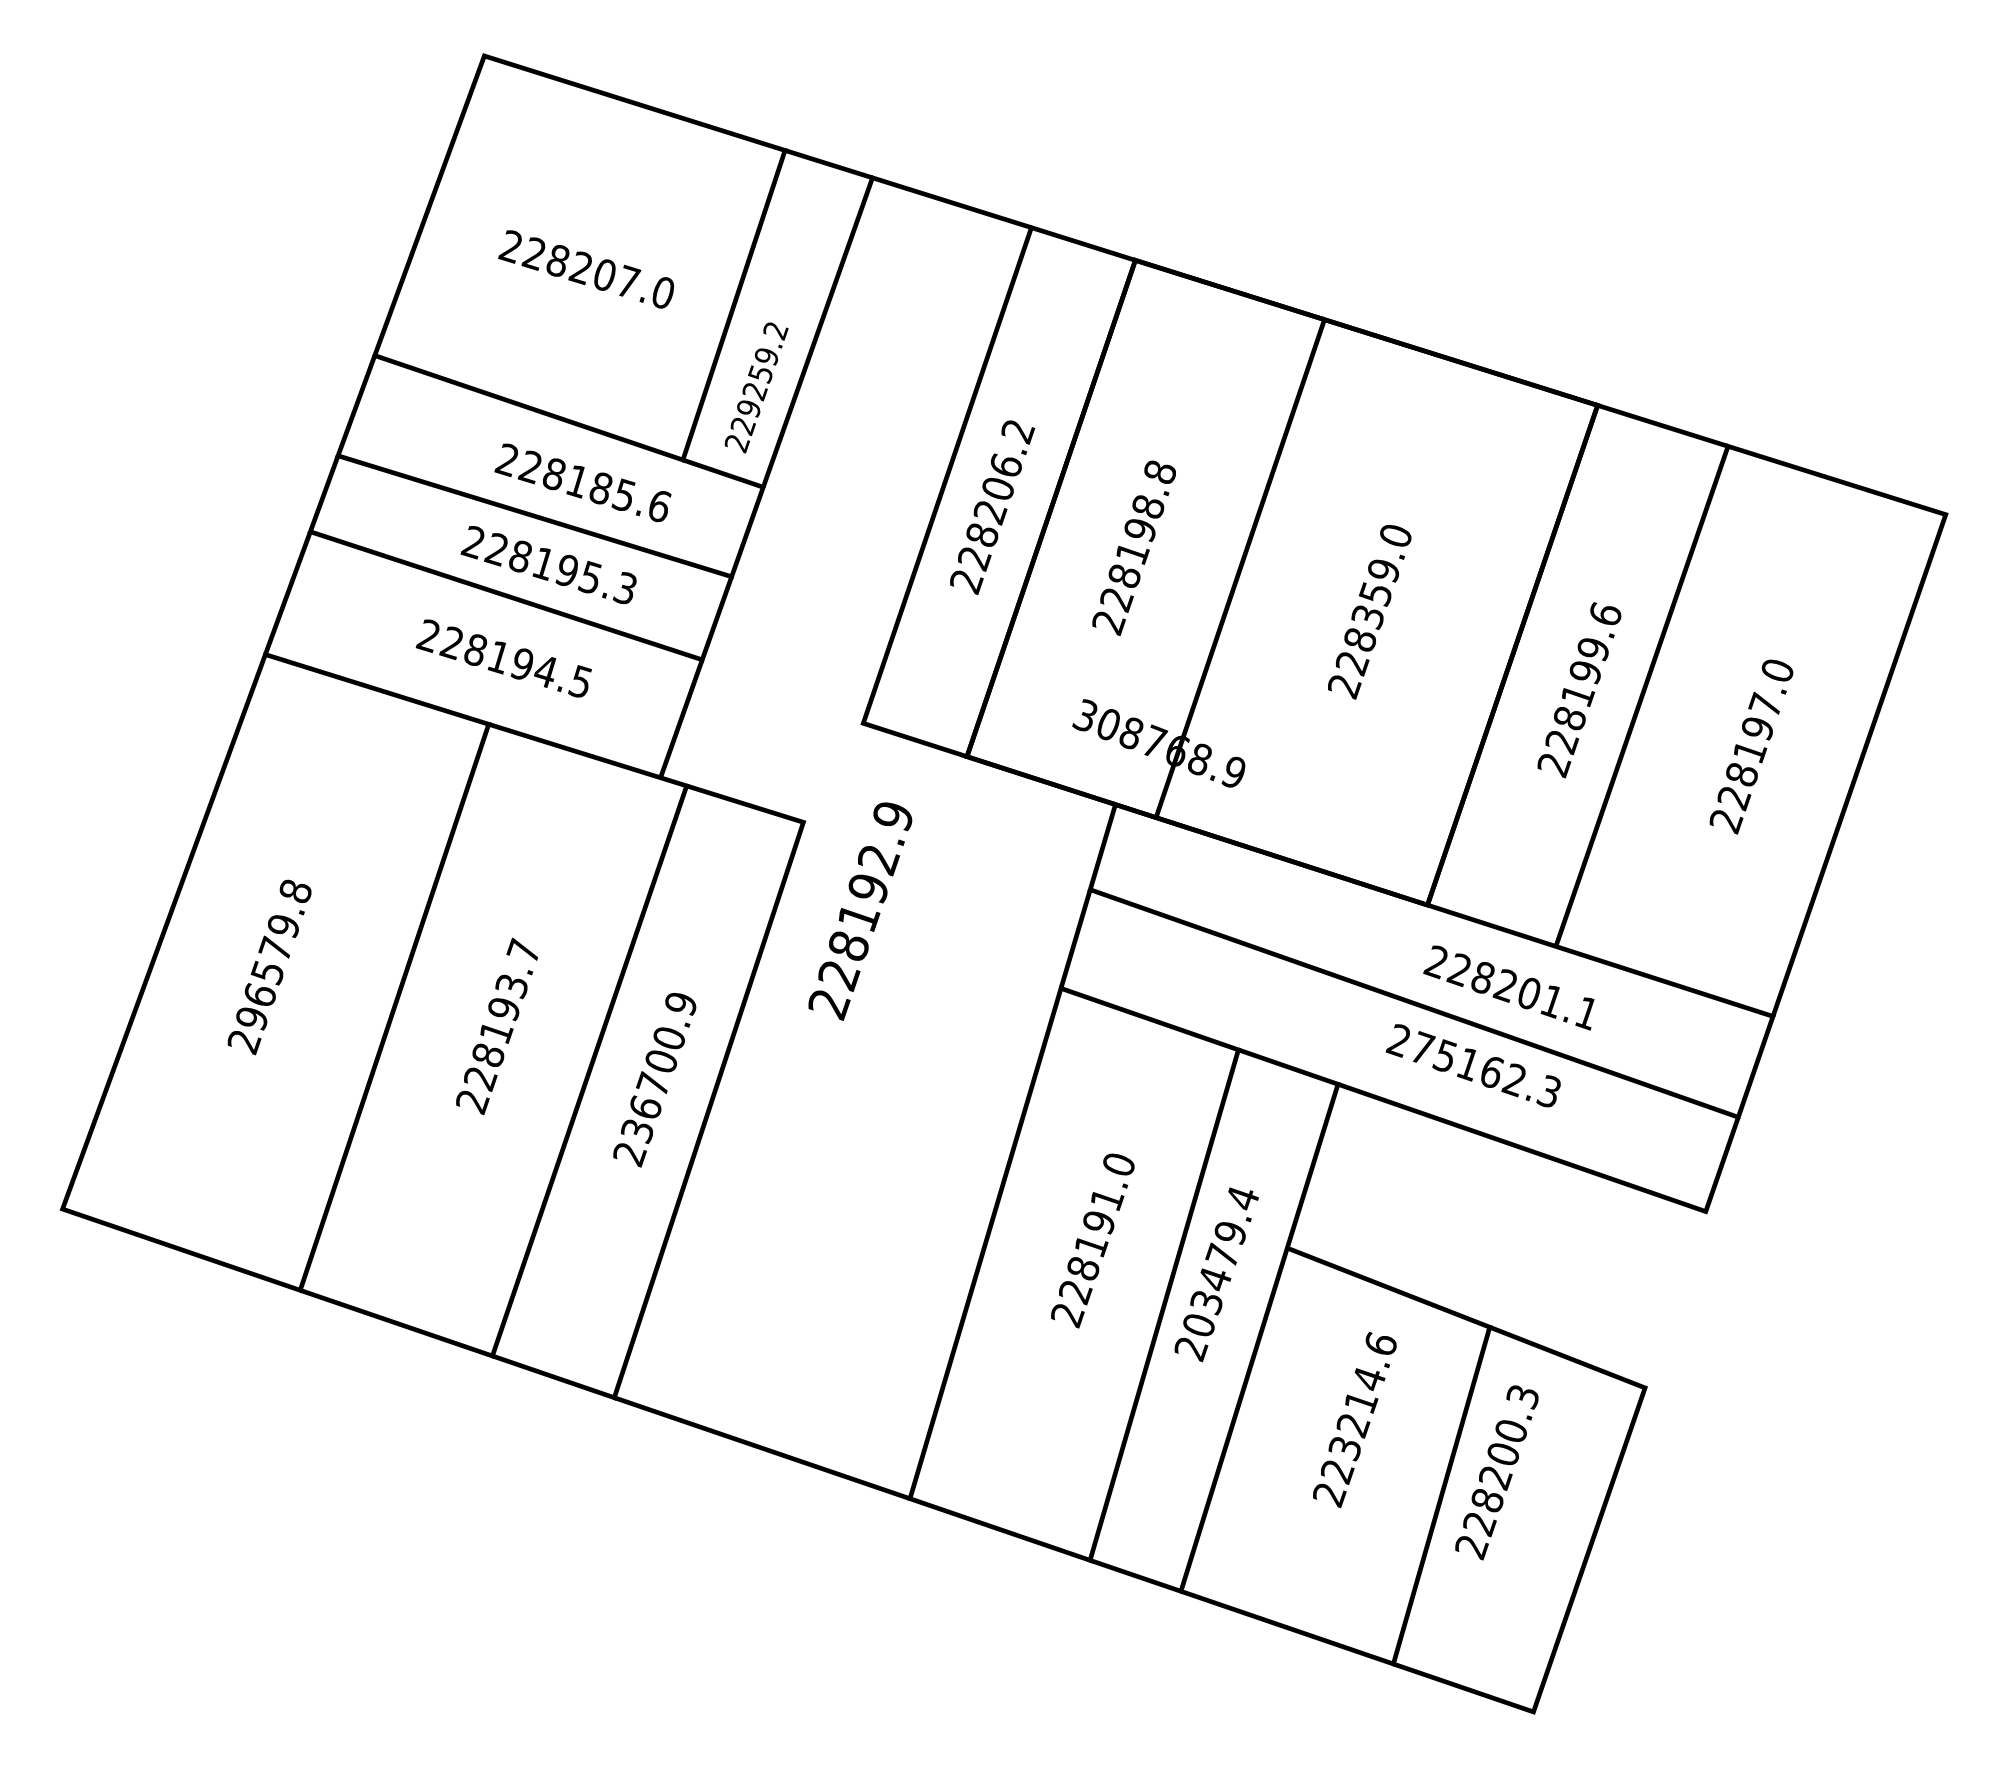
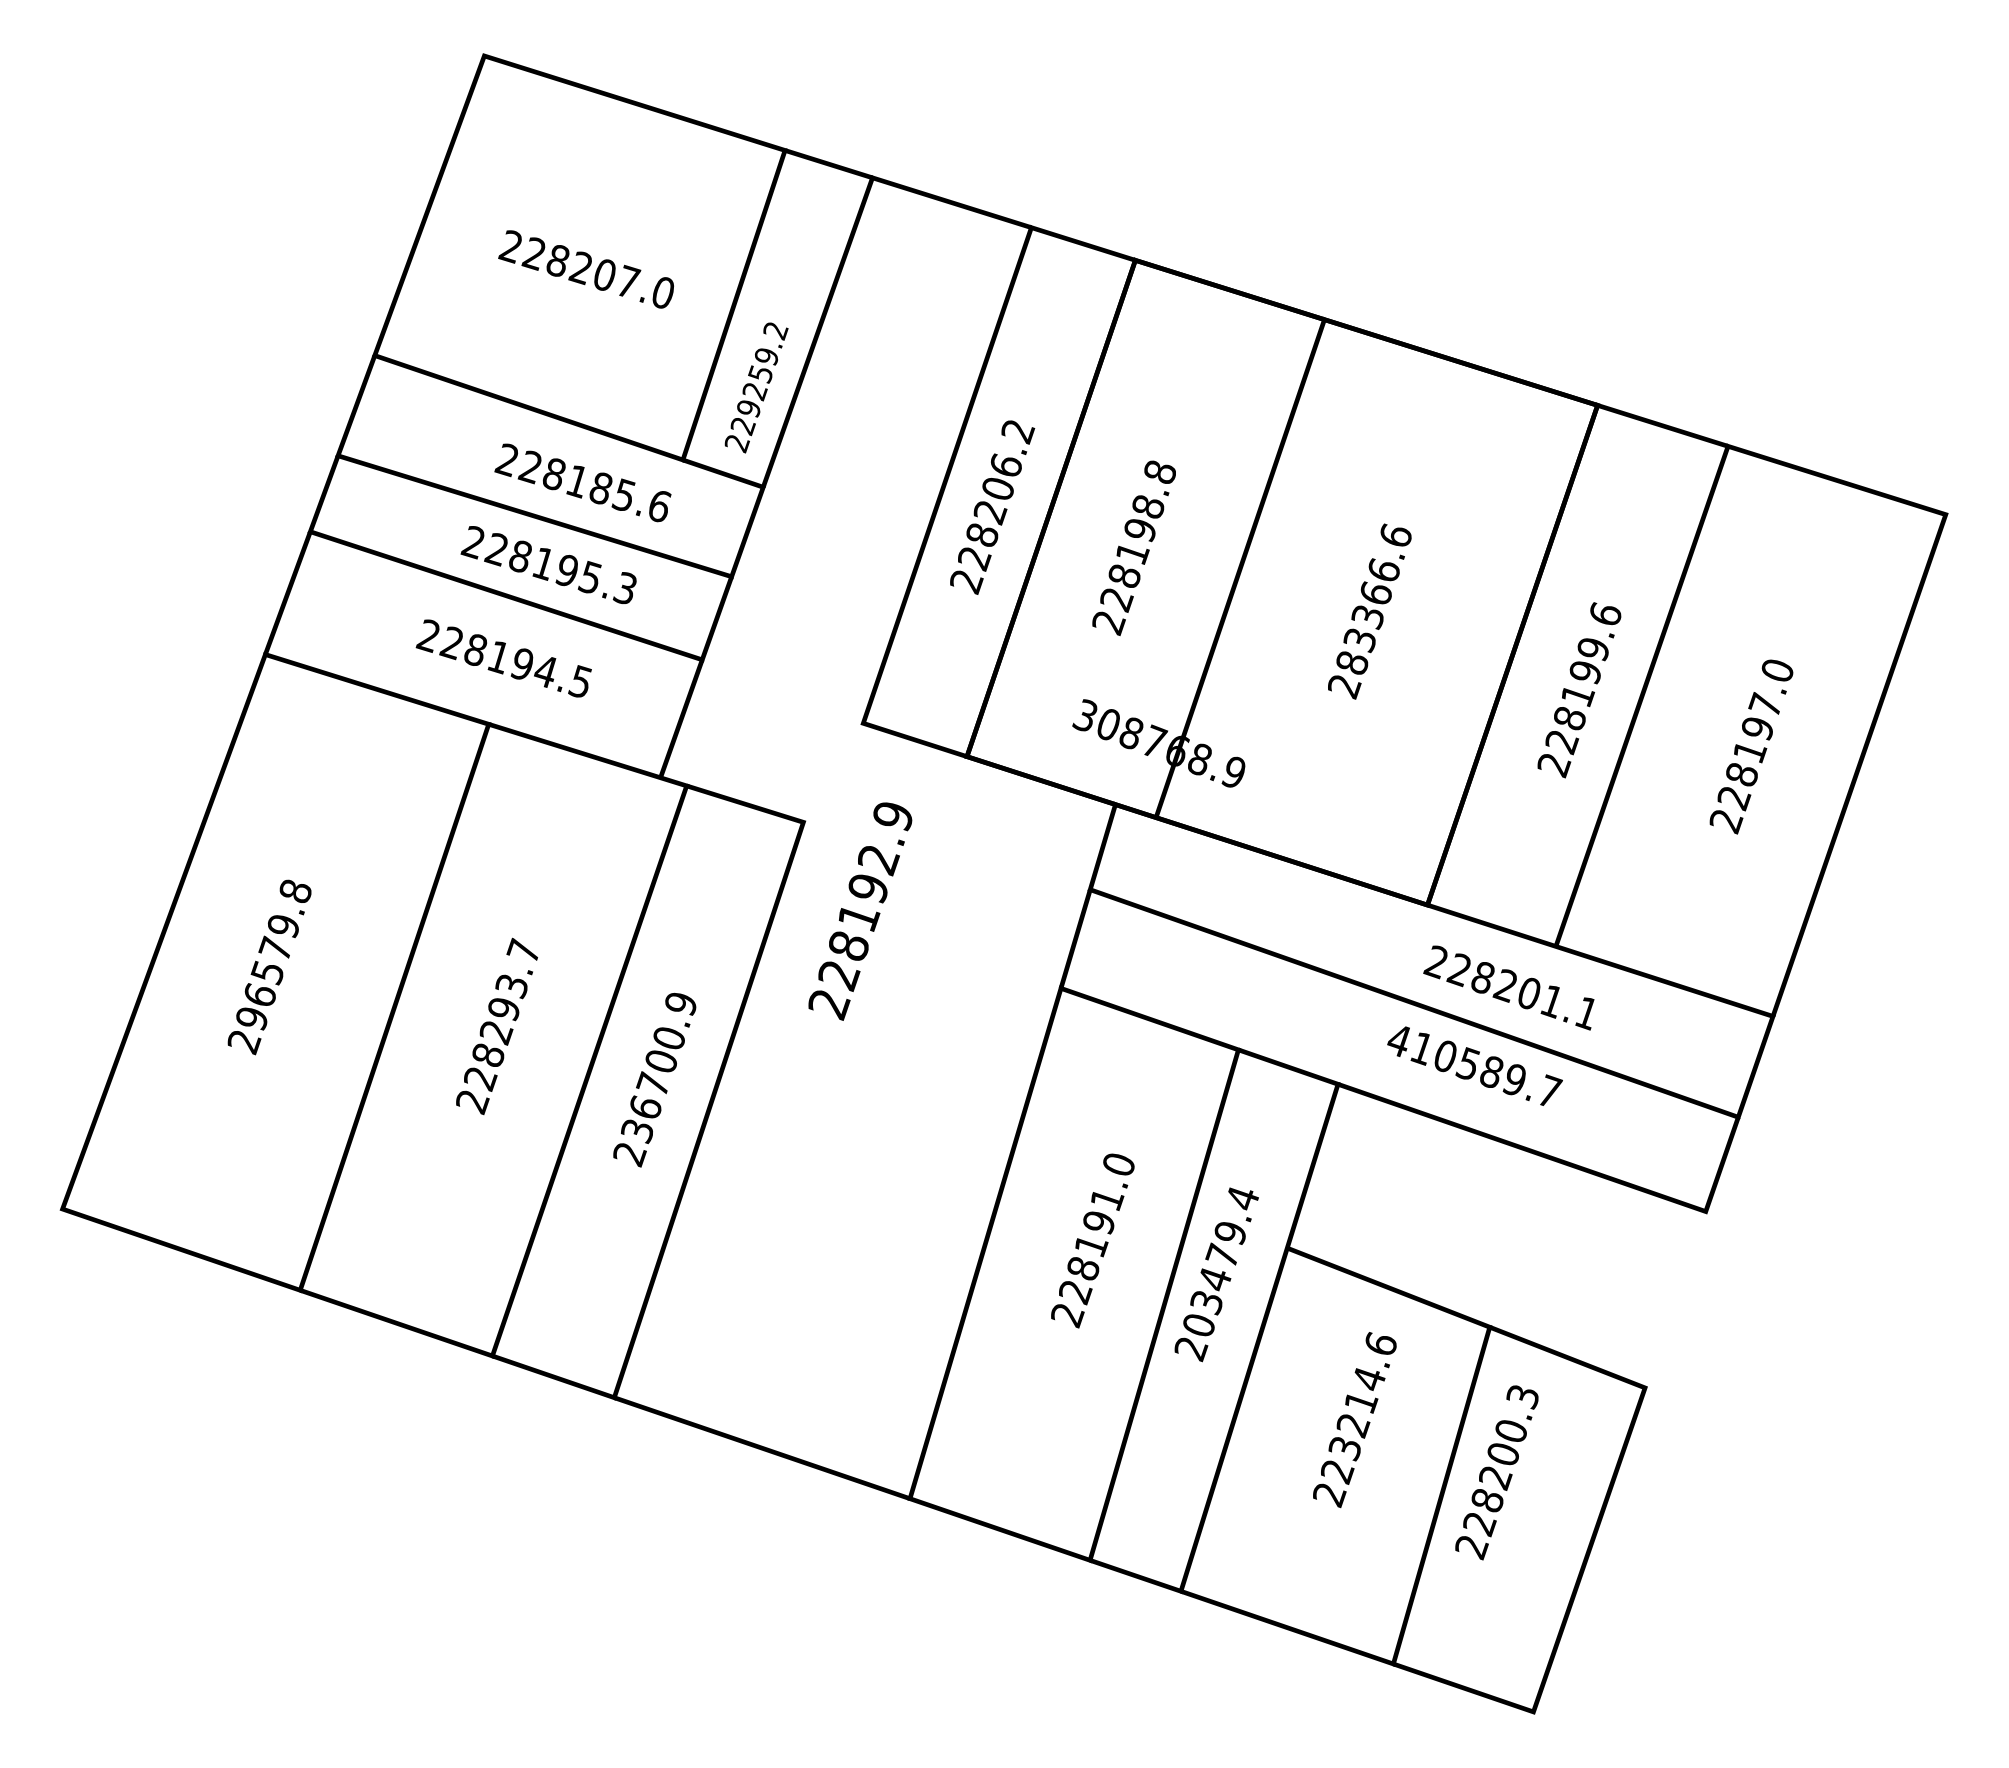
text: 228359.0 -> 283366.6 (1373, 599)
text: 228193.7 -> 228293.7 (496, 1033)
text: 275162.3 -> 410589.7 (1473, 1065)
